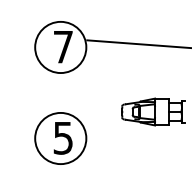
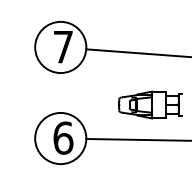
line position: (137, 43) -> (137, 52) (137, 52)
part position: (153, 111) -> (150, 104) (150, 104)
text: 5 -> 6 (63, 137)
line: none -> present (137, 139)
